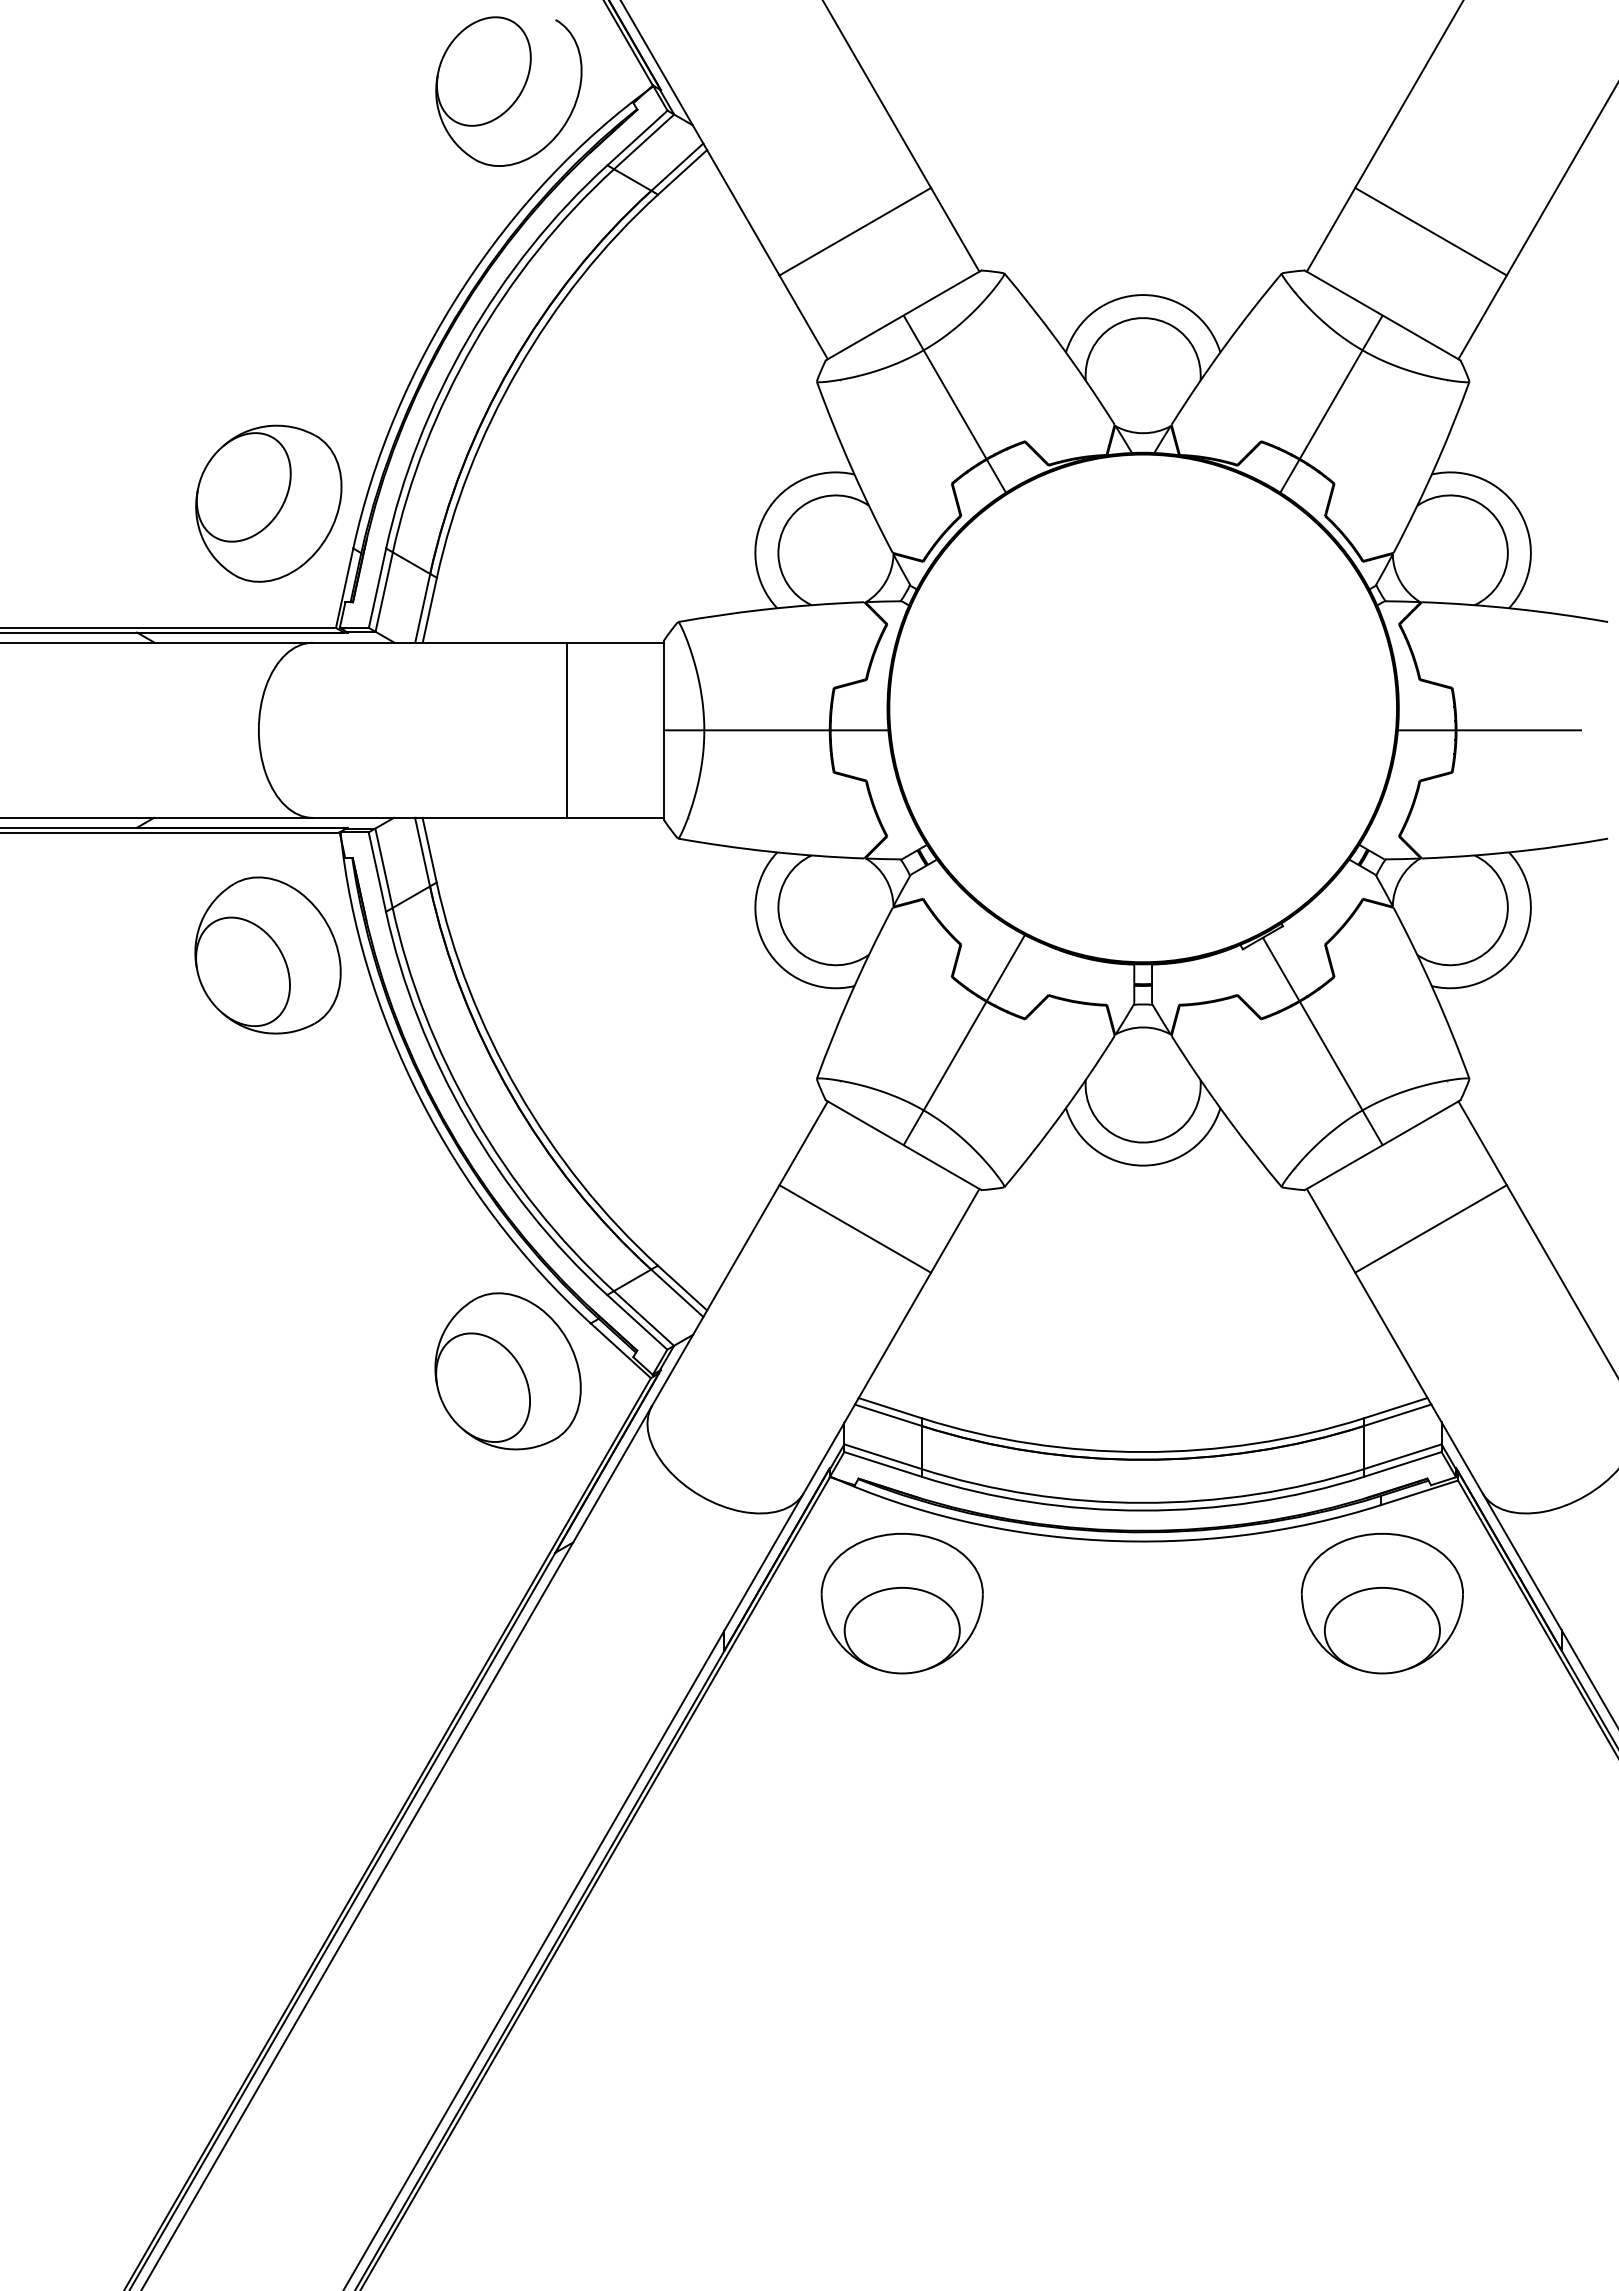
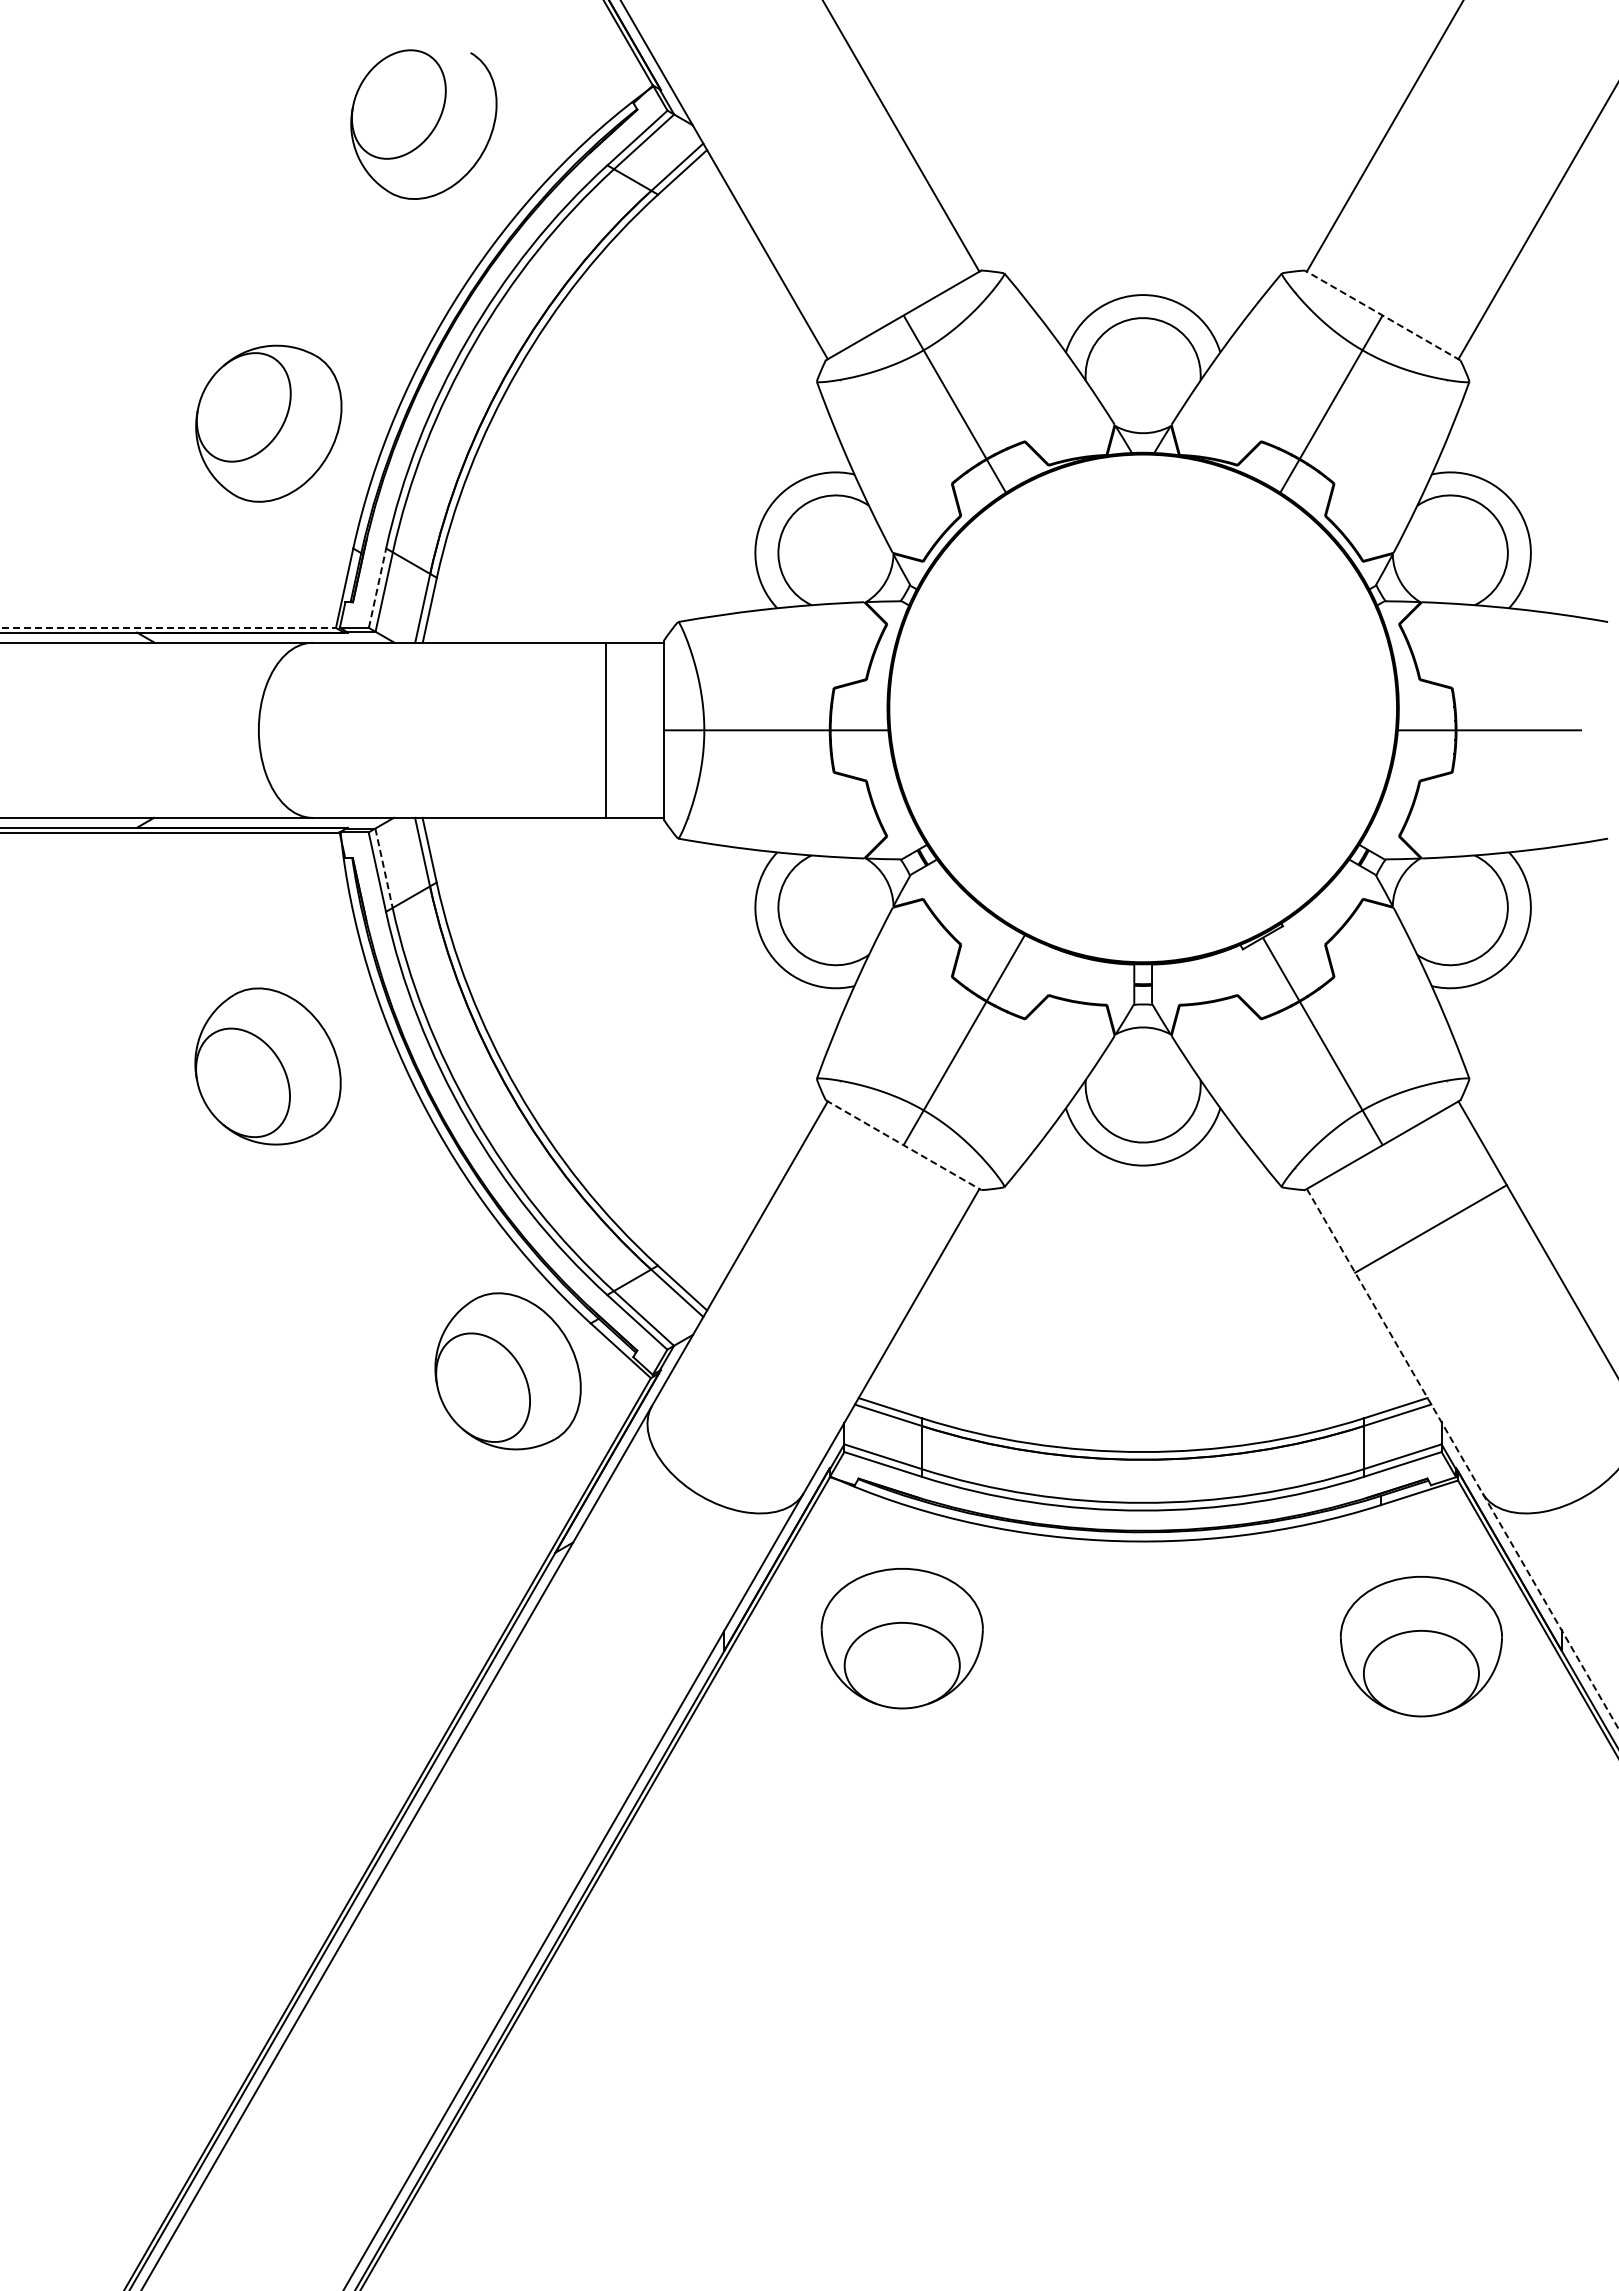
part position: (508, 91) -> (423, 124) (423, 124)
line: present -> none (855, 231)
line: present -> none (1430, 231)
line: solid -> dashed (1382, 315)
part position: (268, 503) -> (268, 423) (268, 423)
line: solid -> dashed (377, 588)
line: solid -> dashed (168, 627)
line position: (567, 729) -> (606, 729) (606, 729)
line: solid -> dashed (384, 868)
part position: (267, 955) -> (267, 1066) (267, 1066)
line: solid -> dashed (903, 1145)
line: present -> none (855, 1228)
line: solid -> dashed (1462, 1459)
part position: (901, 1603) -> (901, 1638) (901, 1638)
part position: (1381, 1603) -> (1420, 1646) (1420, 1646)
